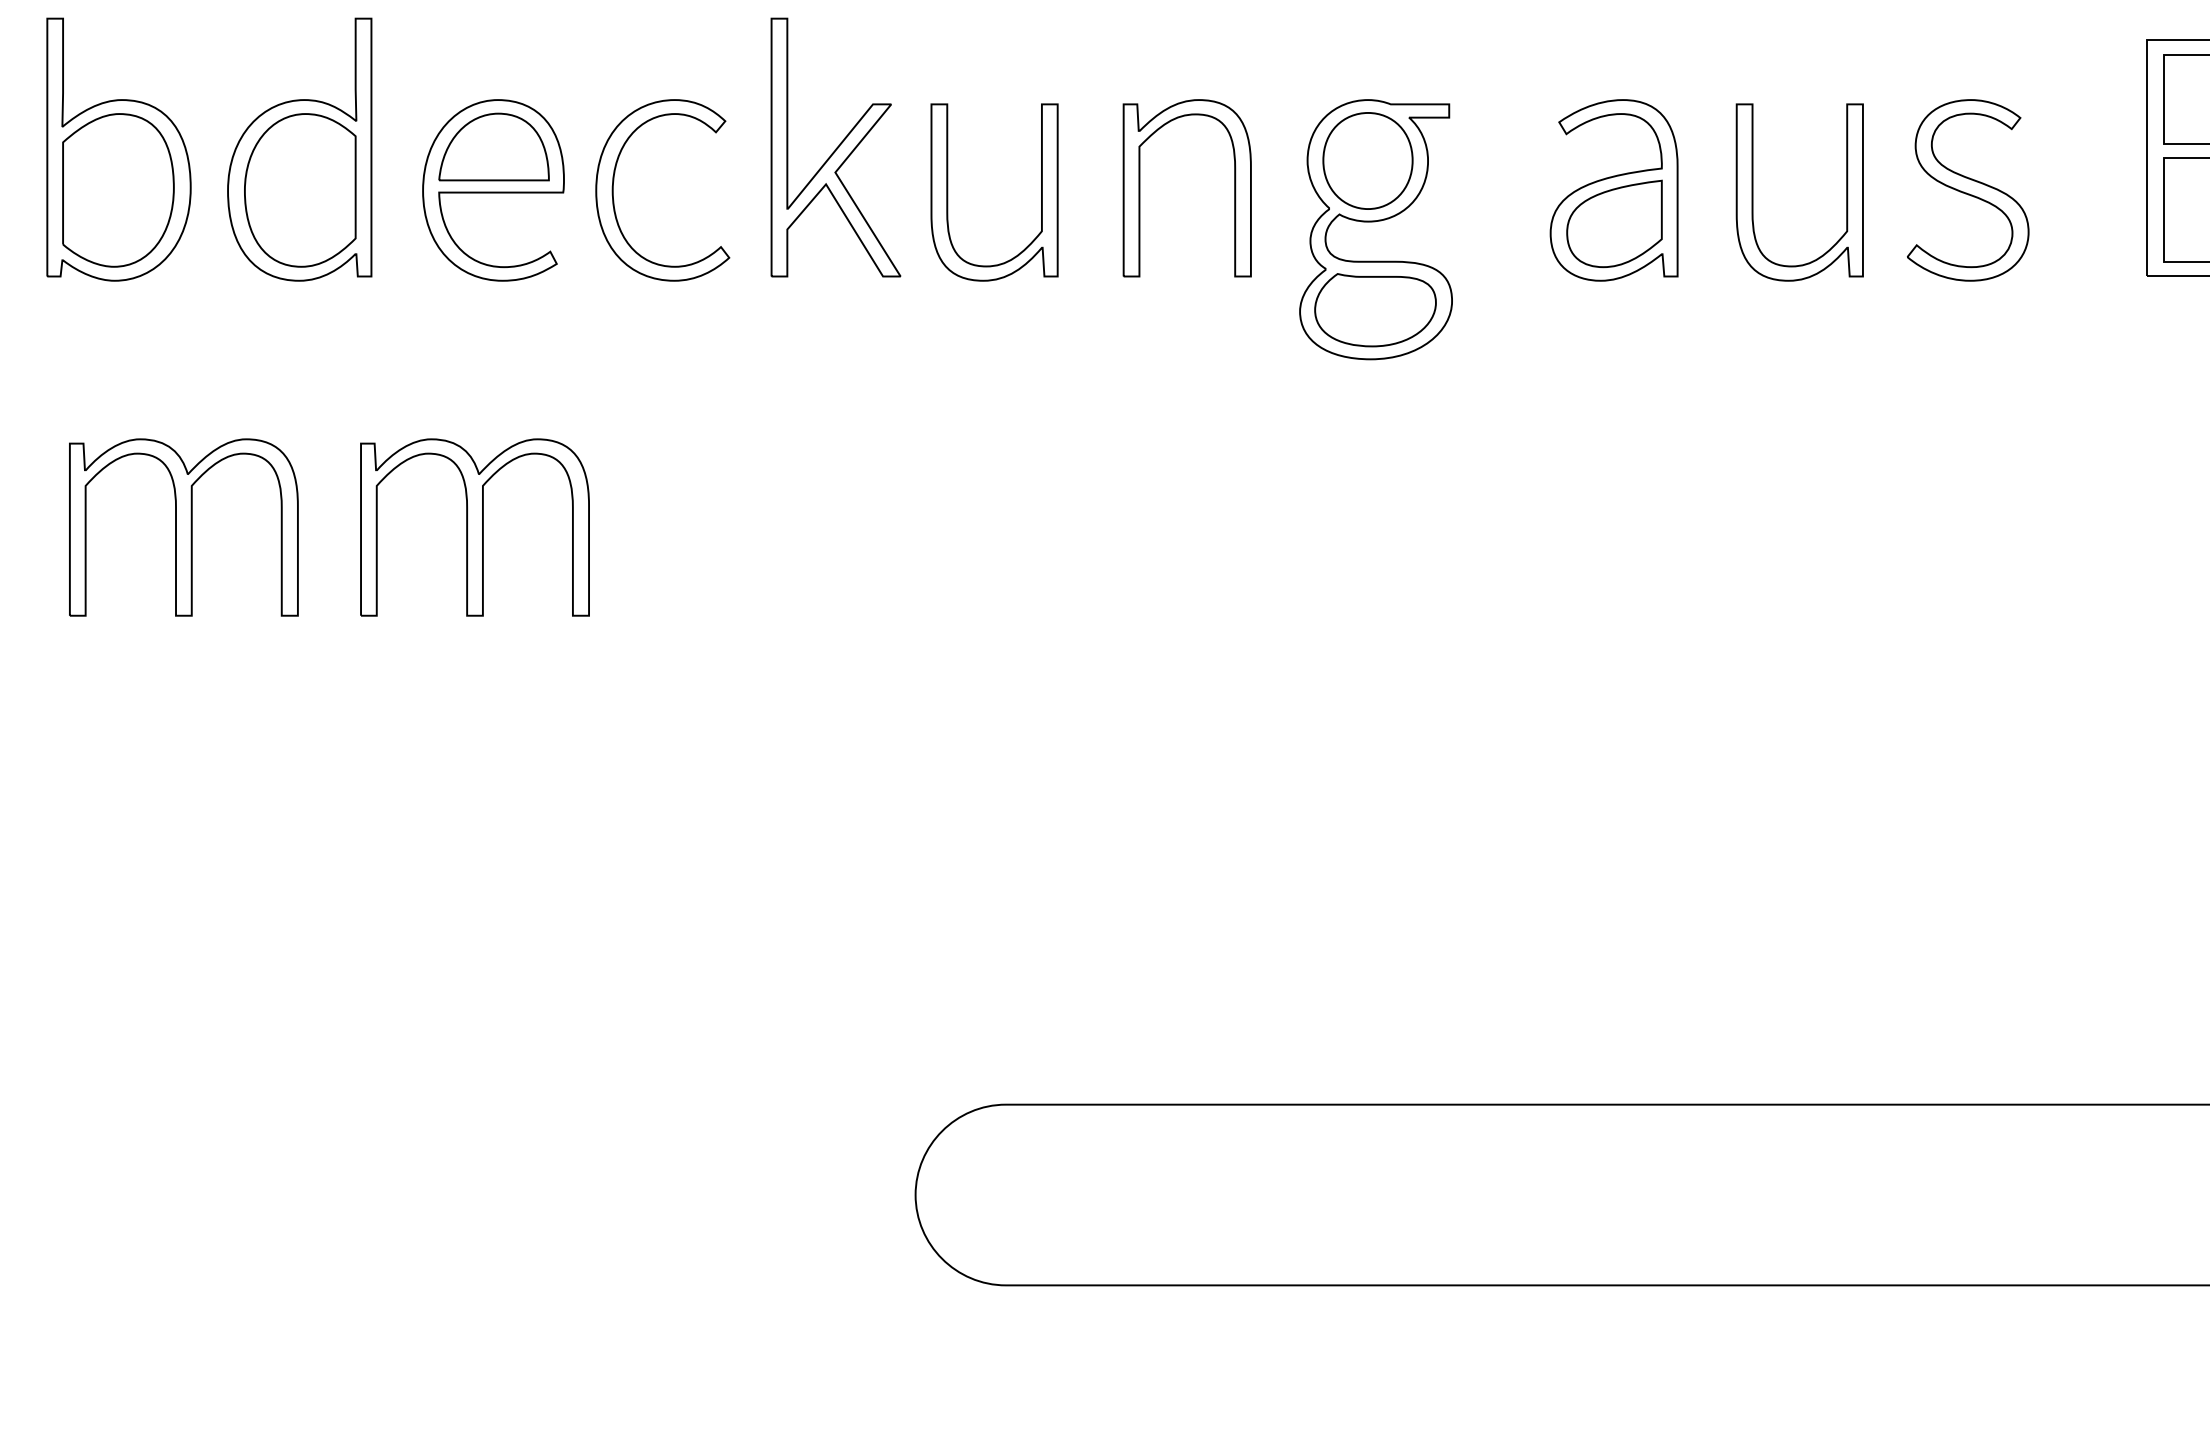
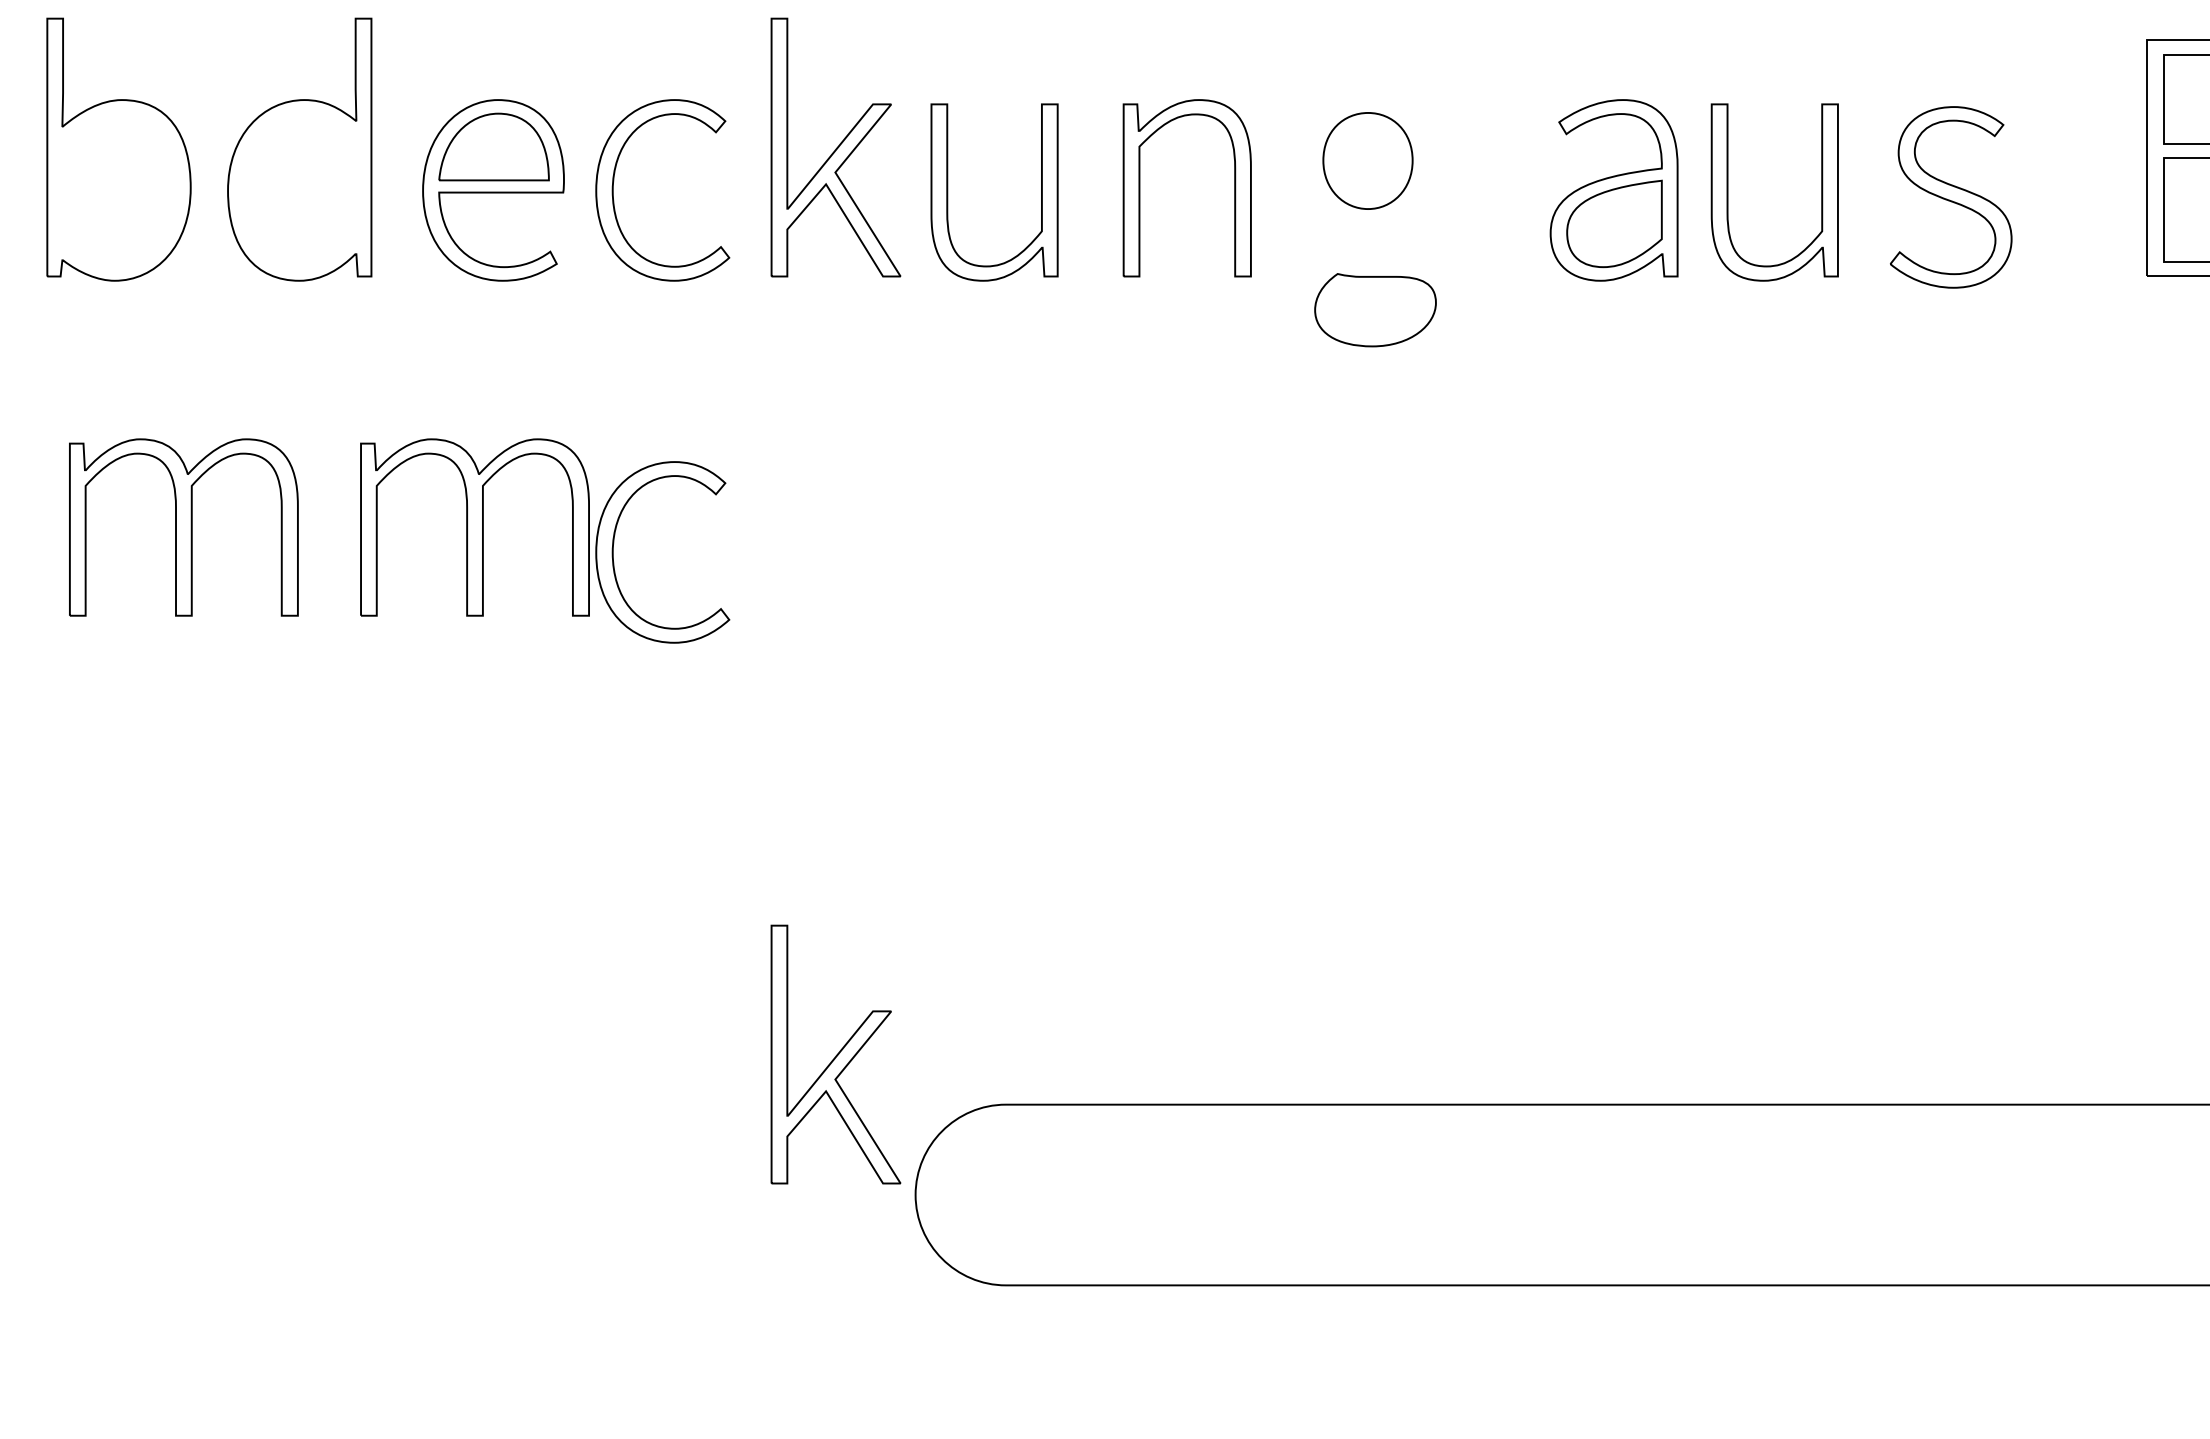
part: present -> none (118, 190)
part: present -> none (300, 190)
part position: (1968, 190) -> (1951, 197) (1951, 197)
part position: (1753, 192) -> (1728, 192) (1728, 192)
part: present -> none (1375, 222)
part: none -> present (614, 543)
part: none -> present (835, 1054)
